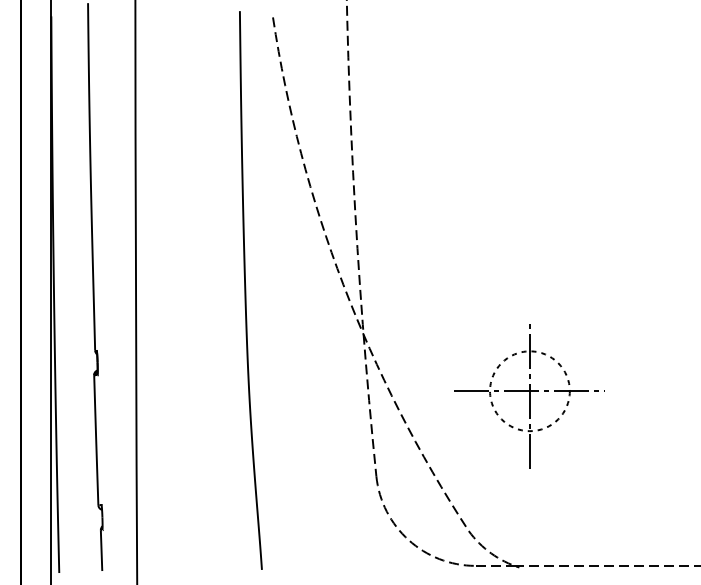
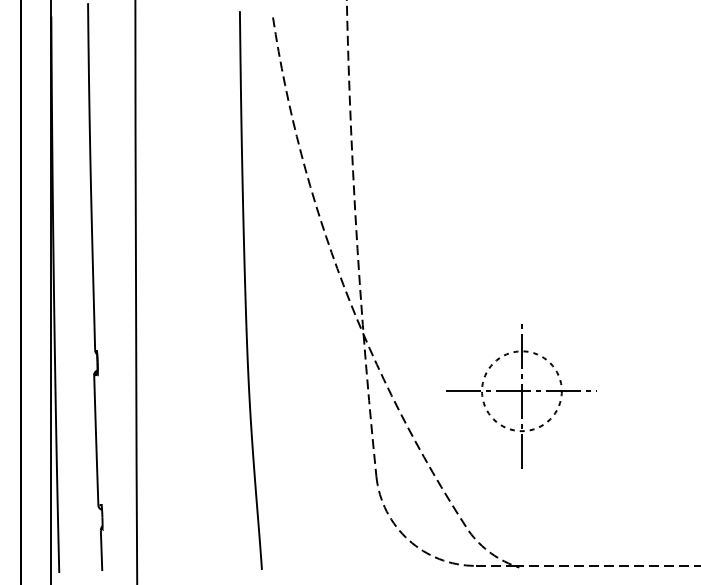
part position: (529, 396) -> (521, 396) (521, 396)
